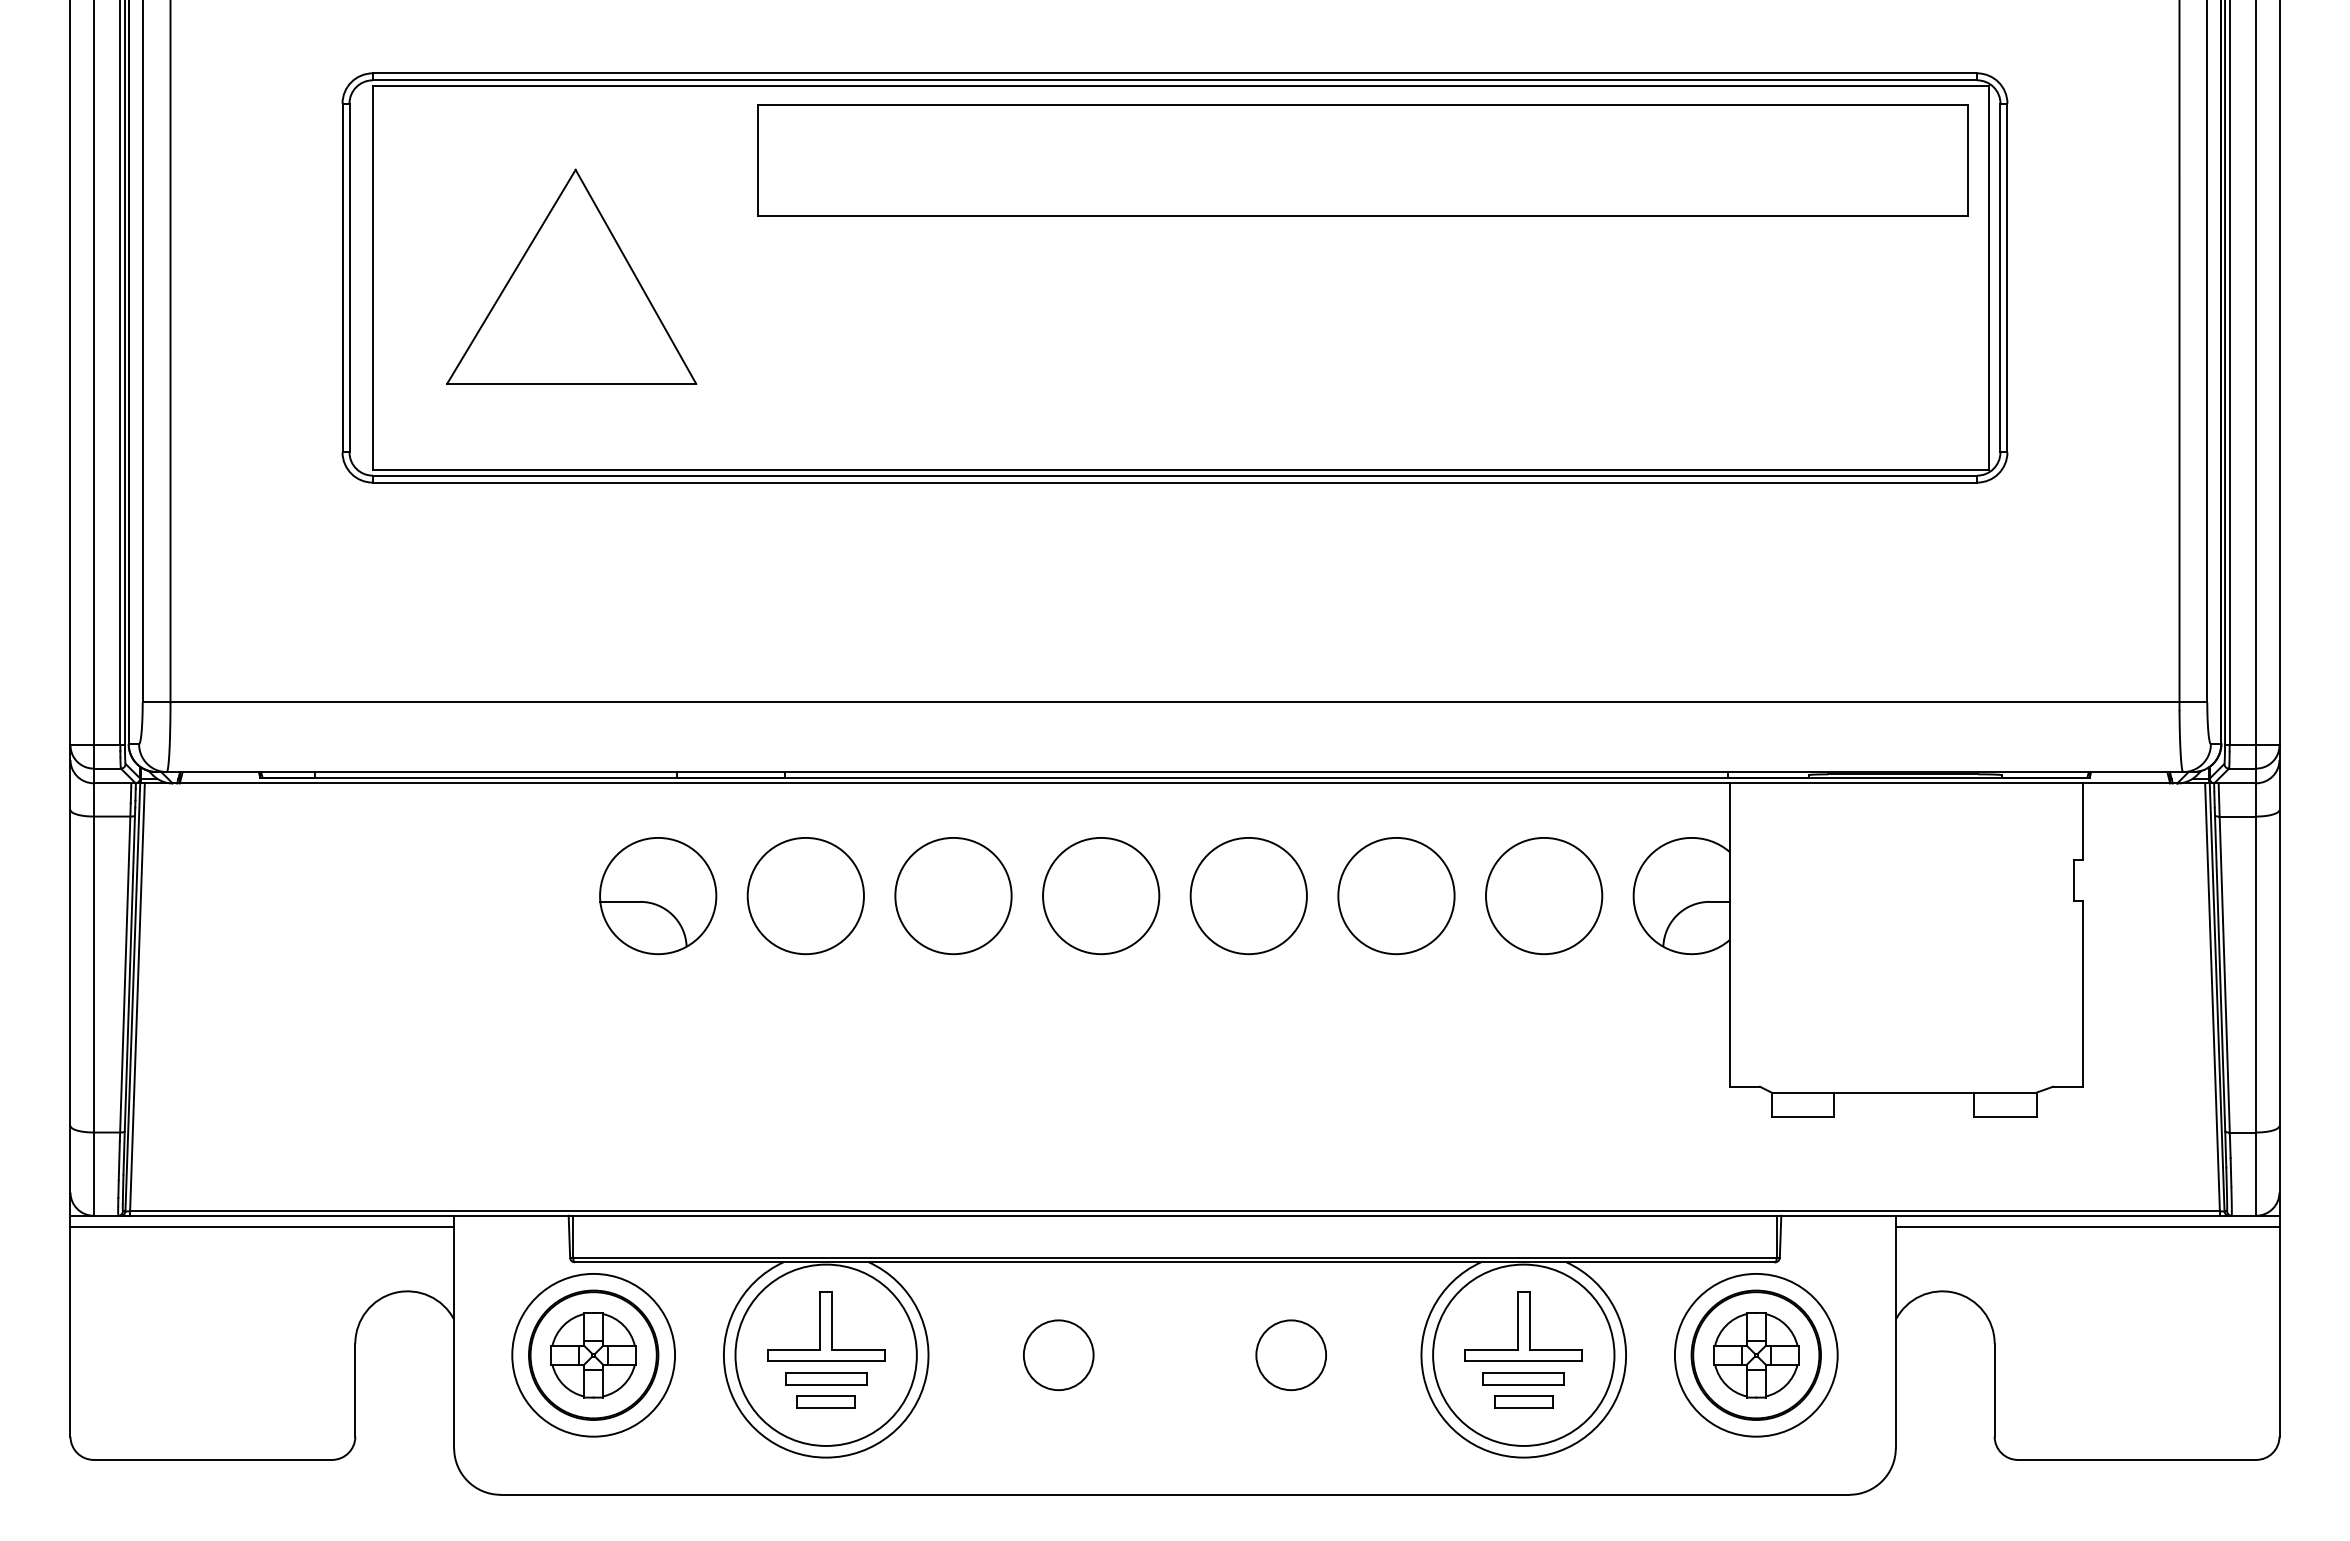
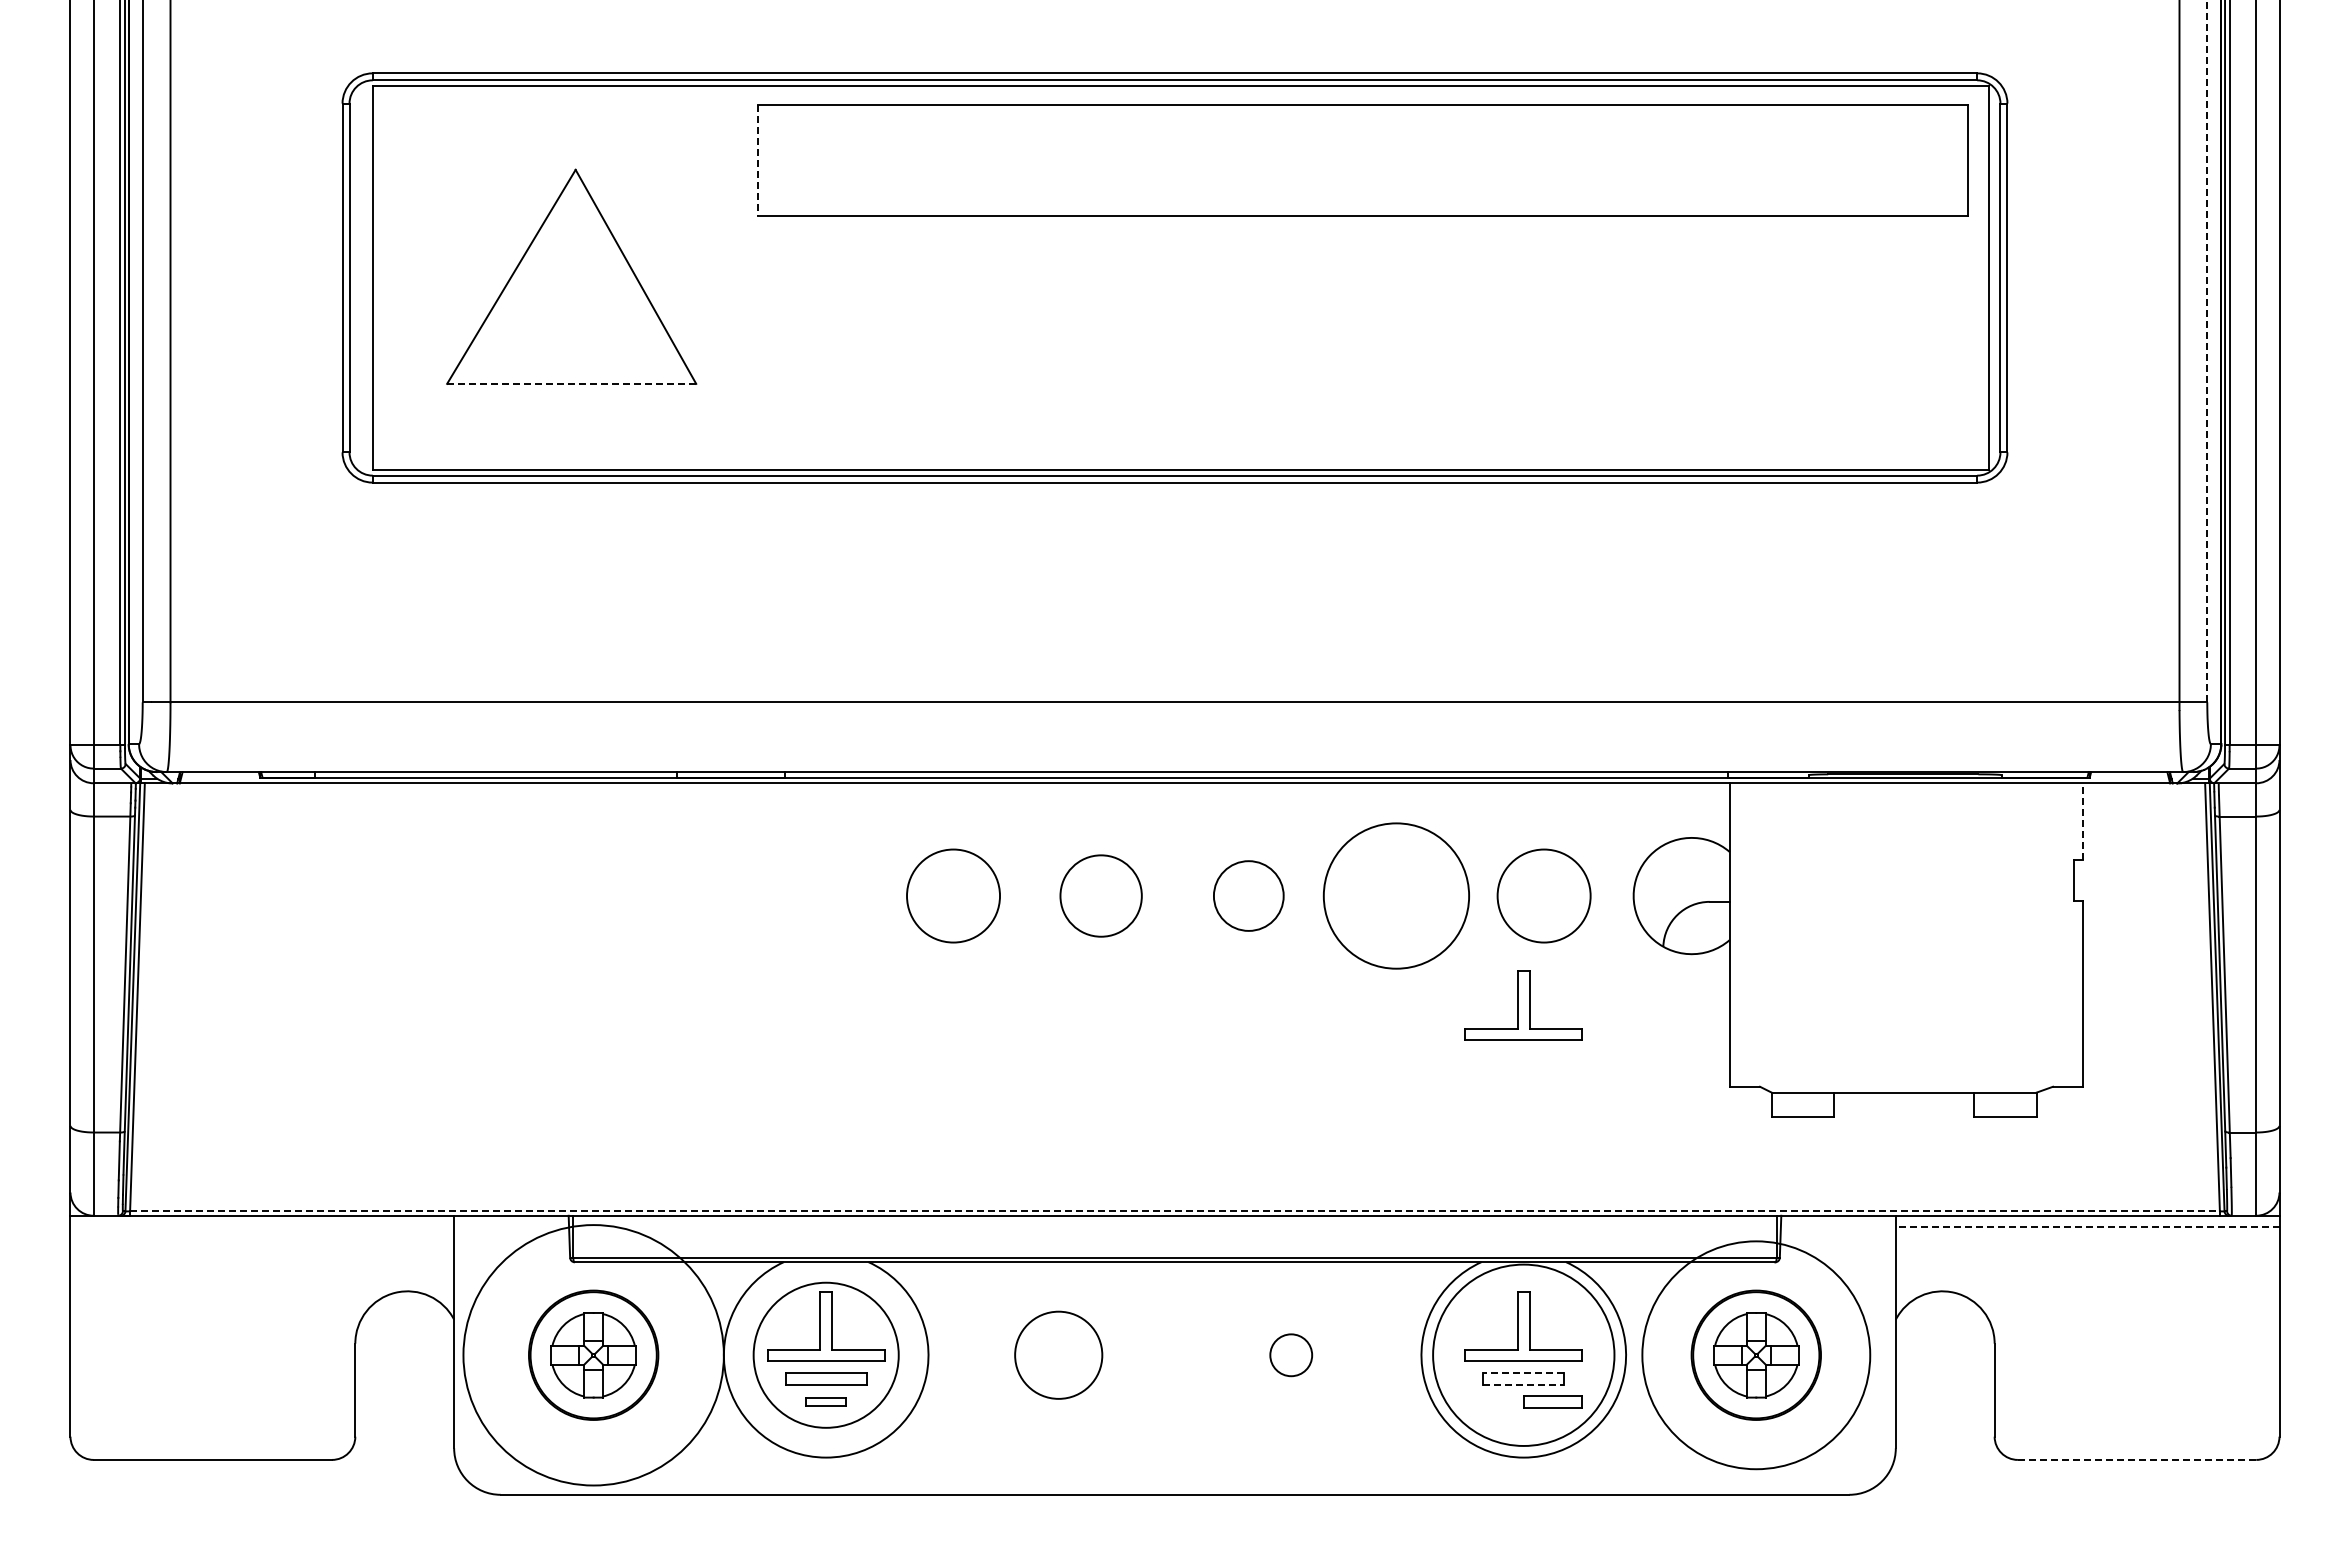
line: solid -> dashed (758, 160)
line: solid -> dashed (2207, 351)
line: solid -> dashed (571, 383)
line: solid -> dashed (2083, 821)
circle diameter: 116 px -> 93 px (953, 895)
circle diameter: 116 px -> 81 px (1100, 895)
circle diameter: 116 px -> 70 px (1248, 895)
circle diameter: 116 px -> 145 px (1396, 895)
circle diameter: 116 px -> 93 px (1543, 895)
part: present -> none (658, 896)
circle: present -> none (805, 896)
part: none -> present (1523, 1005)
line: solid -> dashed (1175, 1211)
line: present -> none (262, 1227)
line: solid -> dashed (2087, 1227)
circle diameter: 163 px -> 260 px (593, 1355)
circle diameter: 181 px -> 145 px (825, 1354)
circle diameter: 163 px -> 228 px (1756, 1355)
circle diameter: 70 px -> 87 px (1058, 1354)
circle diameter: 70 px -> 42 px (1291, 1355)
line: solid -> dashed (1523, 1372)
line: solid -> dashed (1523, 1384)
part size: 60x14 px -> 42x10 px (825, 1401)
part position: (1523, 1401) -> (1552, 1401) (1552, 1401)
line: solid -> dashed (2136, 1459)
